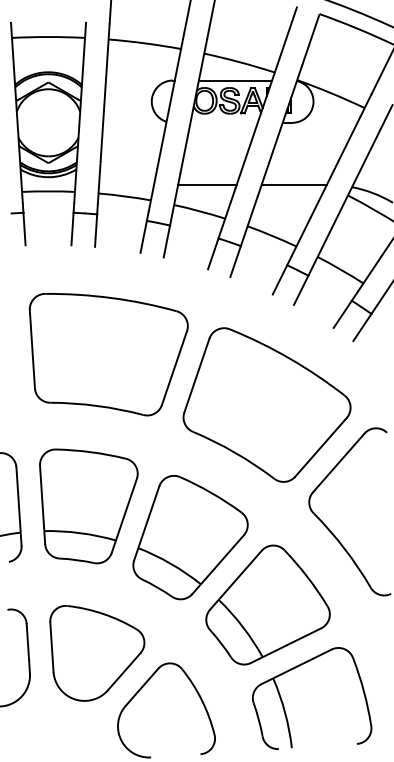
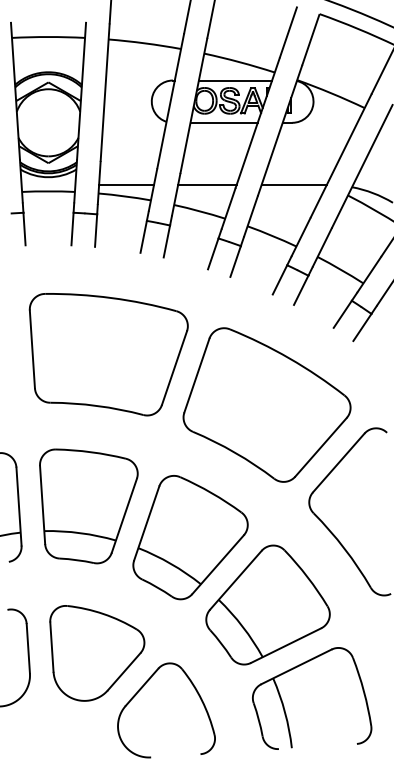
line: none -> present (223, 122)
line: none -> present (126, 185)
